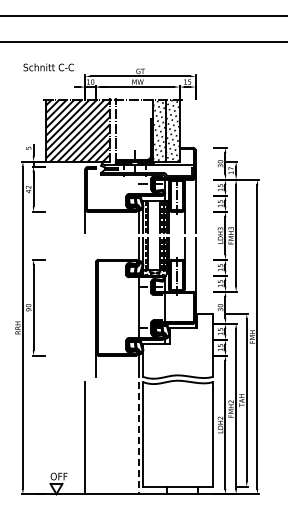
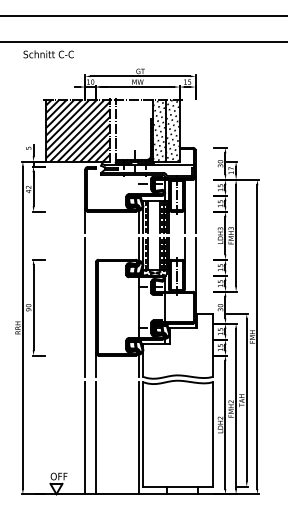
text position: (48, 67) -> (48, 54) (48, 54)
line: none -> present (85, 307)
line: none -> present (95, 438)
line: dashed -> solid (138, 438)
